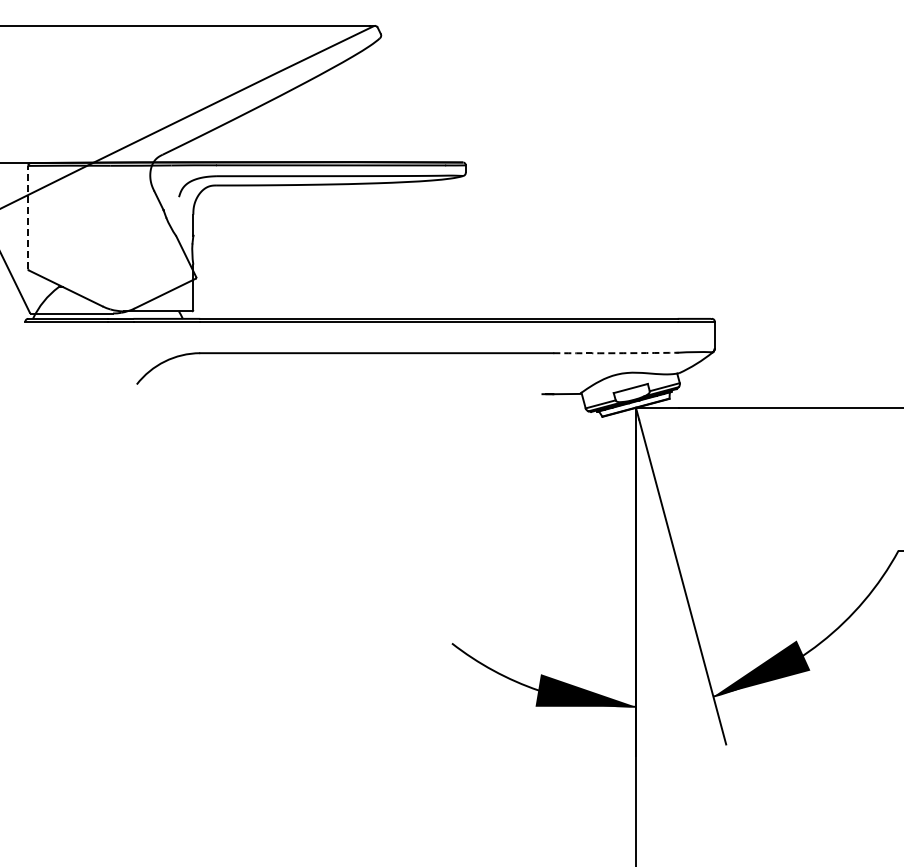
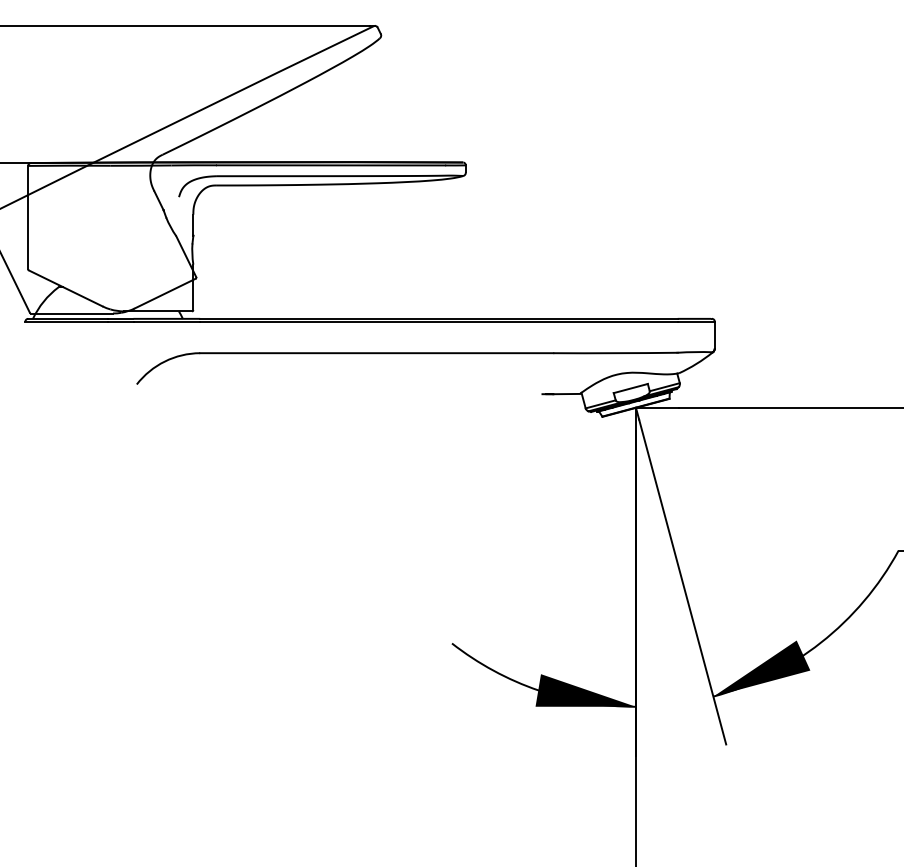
line: dashed -> solid (28, 217)
arc: dashed -> solid (615, 353)
